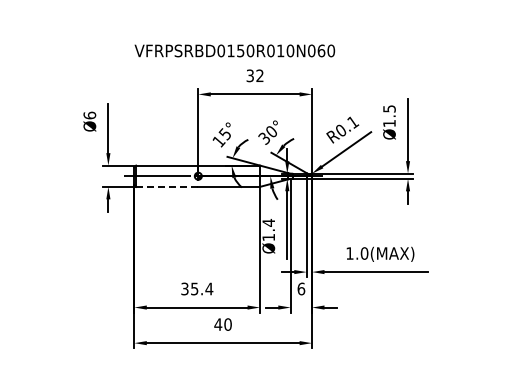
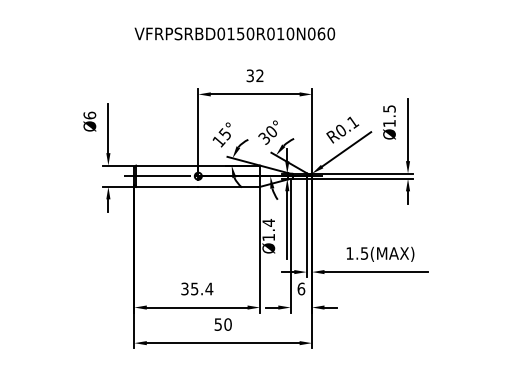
text position: (234, 50) -> (234, 33) (234, 33)
line: dashed -> solid (167, 186)
text: 1.0(MAX) -> 1.5(MAX) (364, 253)
text: 40 -> 50 (218, 324)
